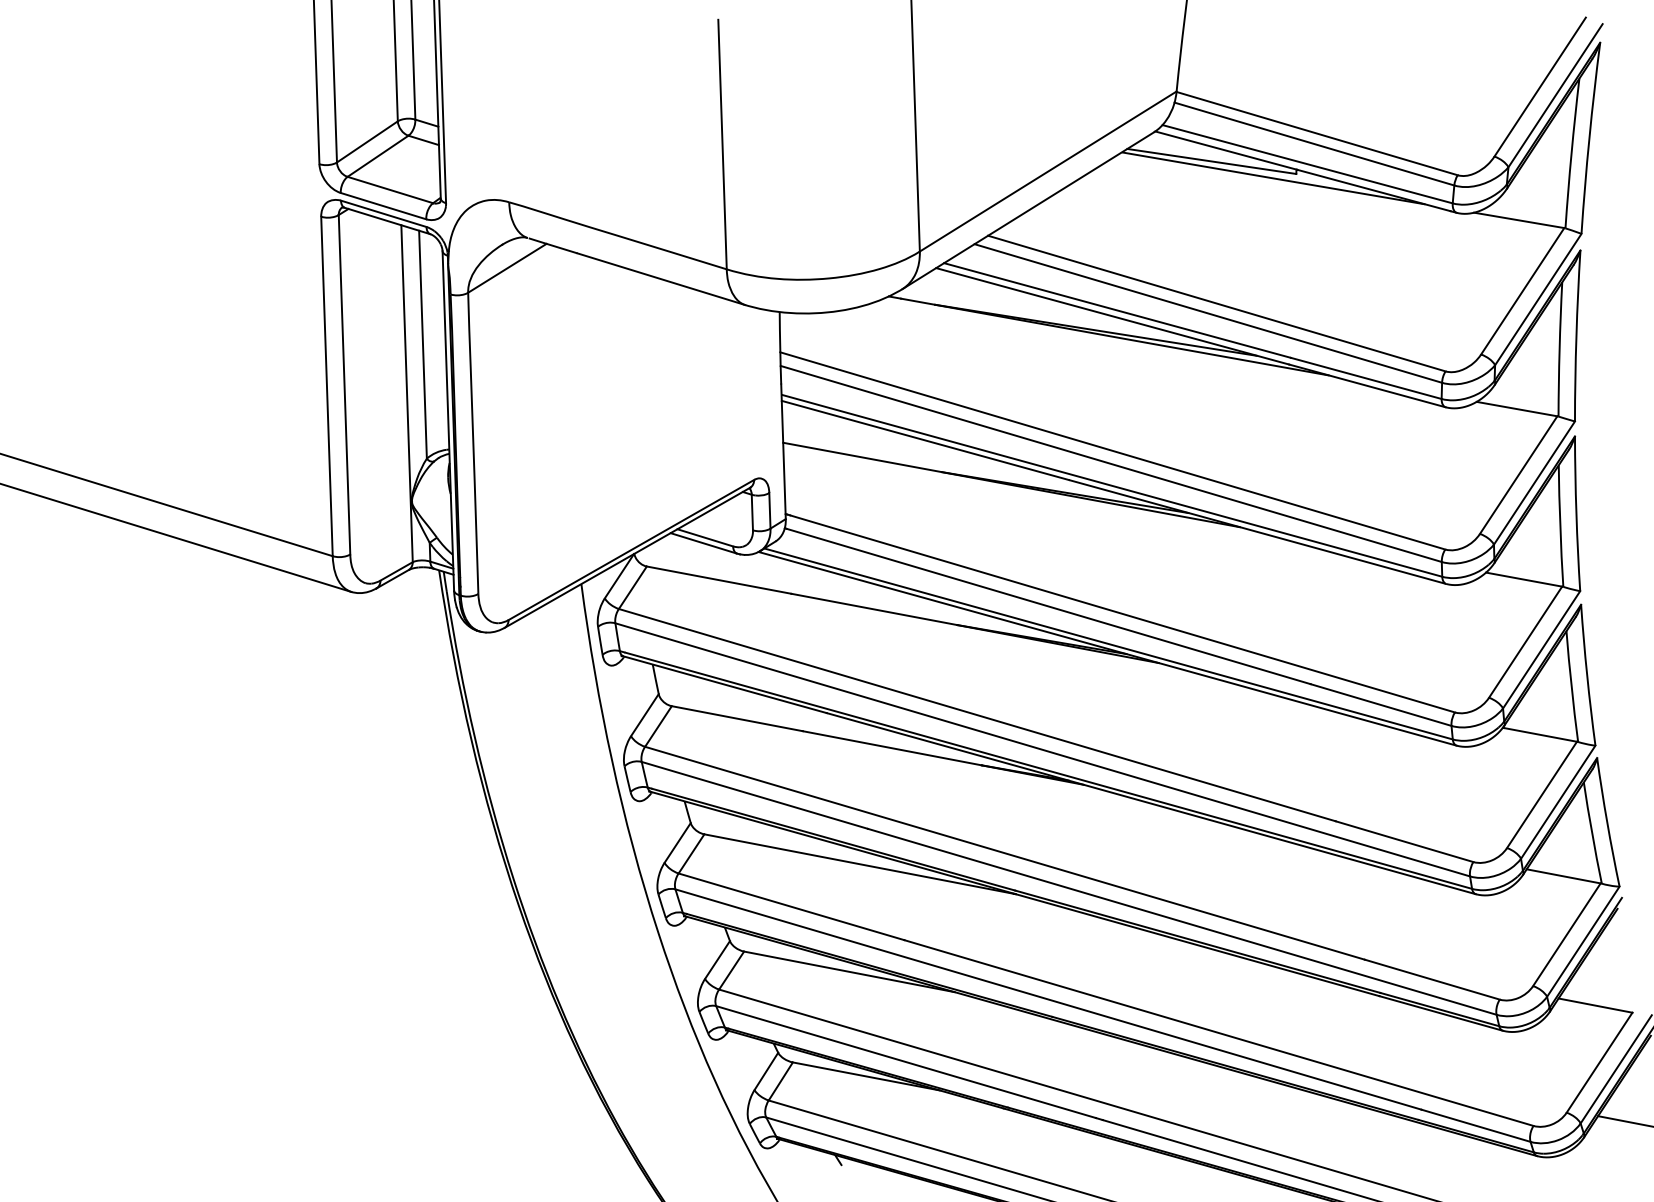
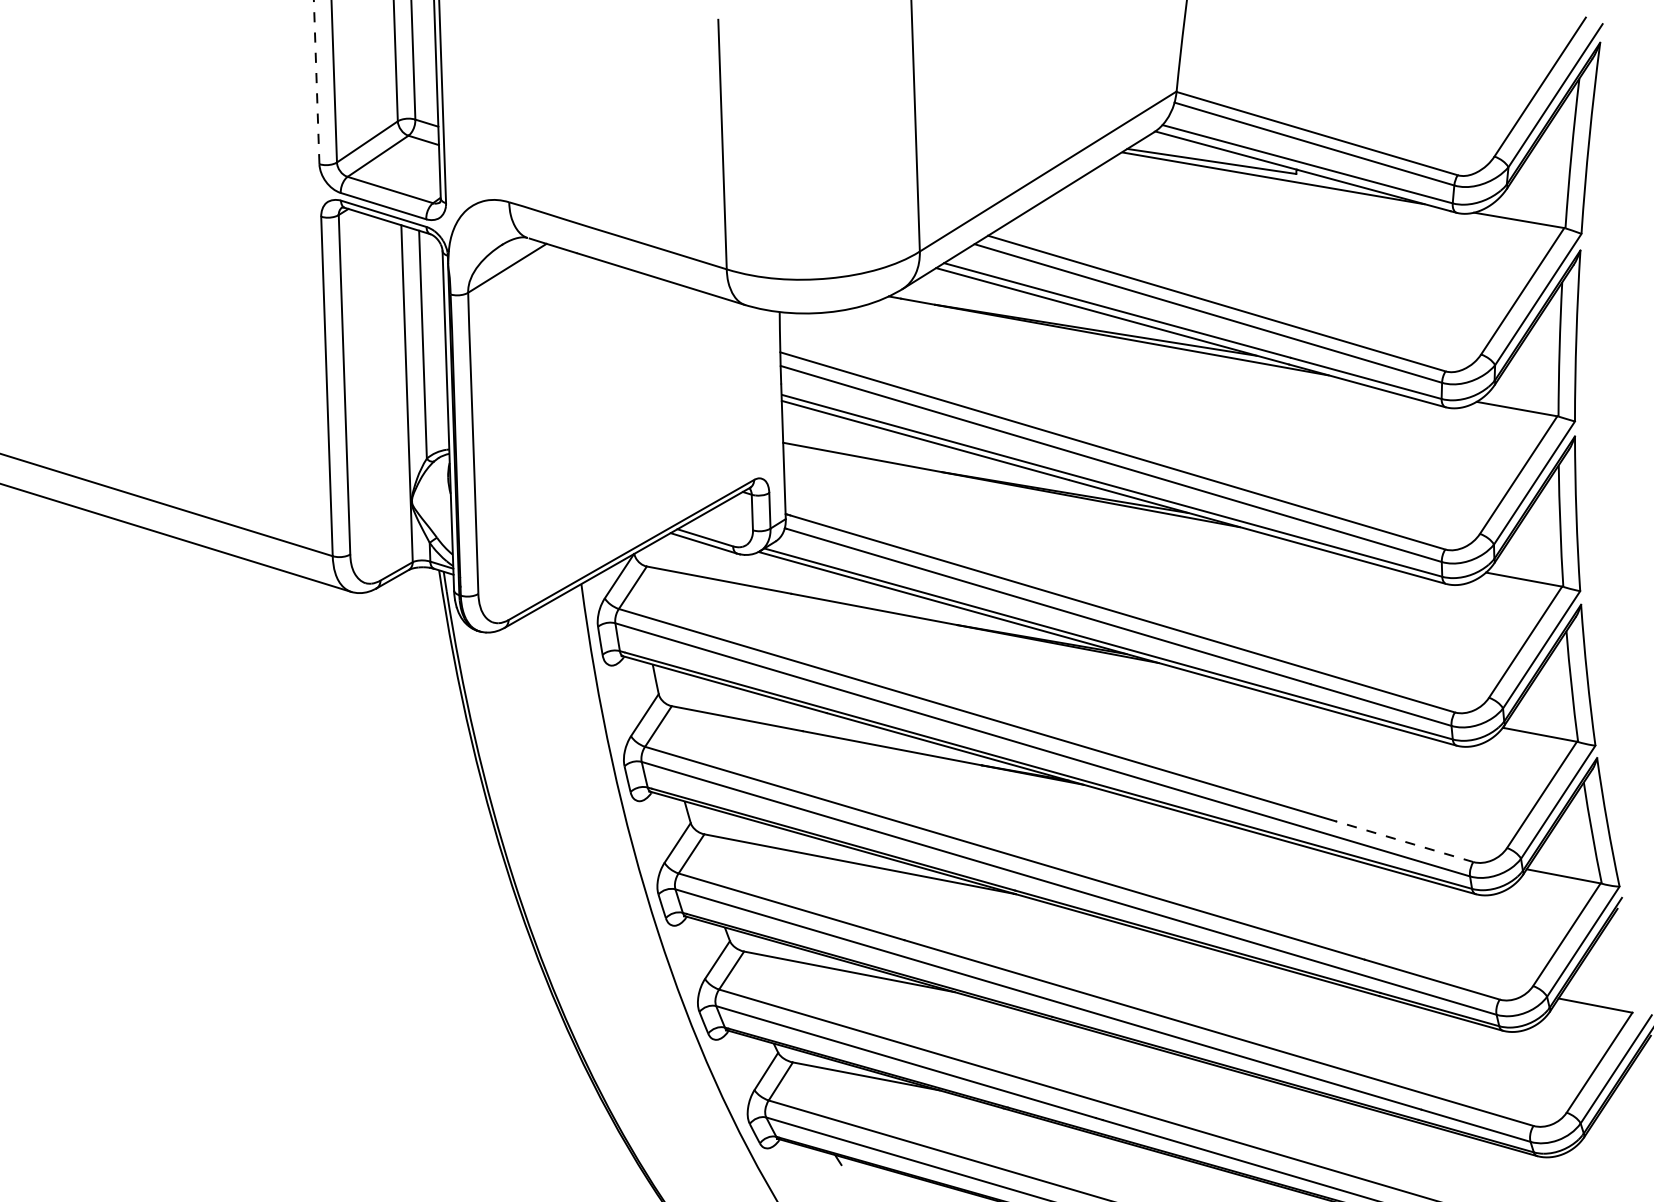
line: solid -> dashed (316, 82)
line: solid -> dashed (1404, 841)
line: present -> none (1624, 1121)
